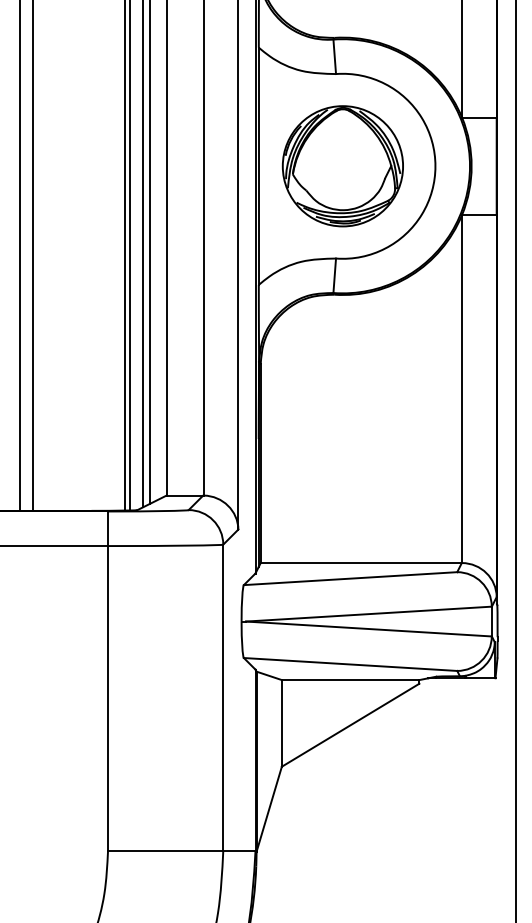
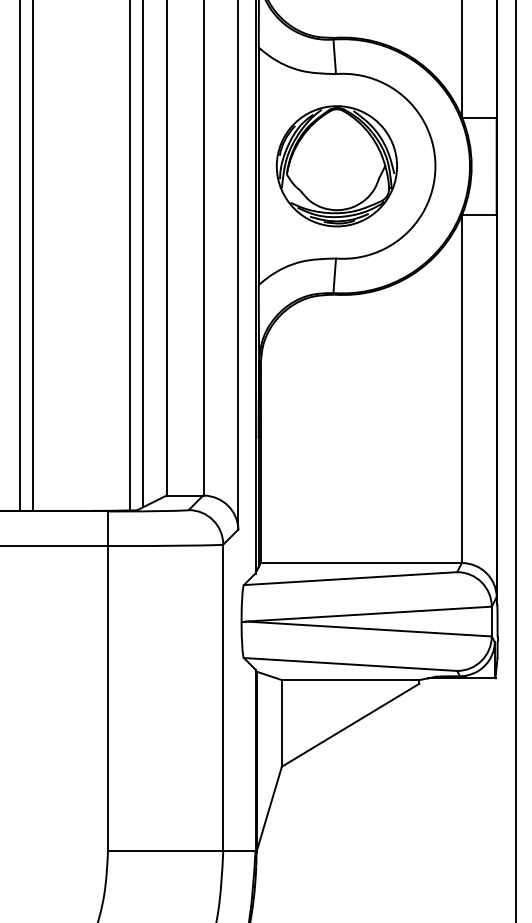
part position: (342, 166) -> (336, 166) (336, 166)
line: present -> none (149, 252)
line: present -> none (125, 256)
